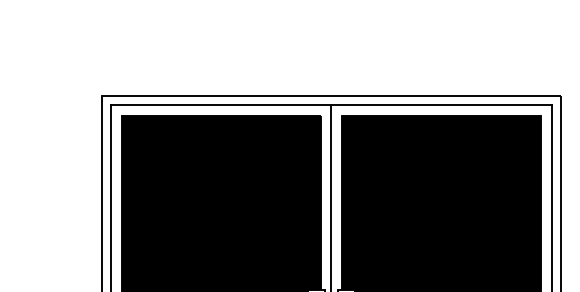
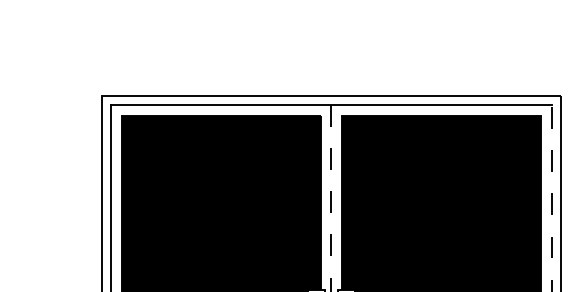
line: solid -> dashed (551, 197)
line: solid -> dashed (331, 198)
